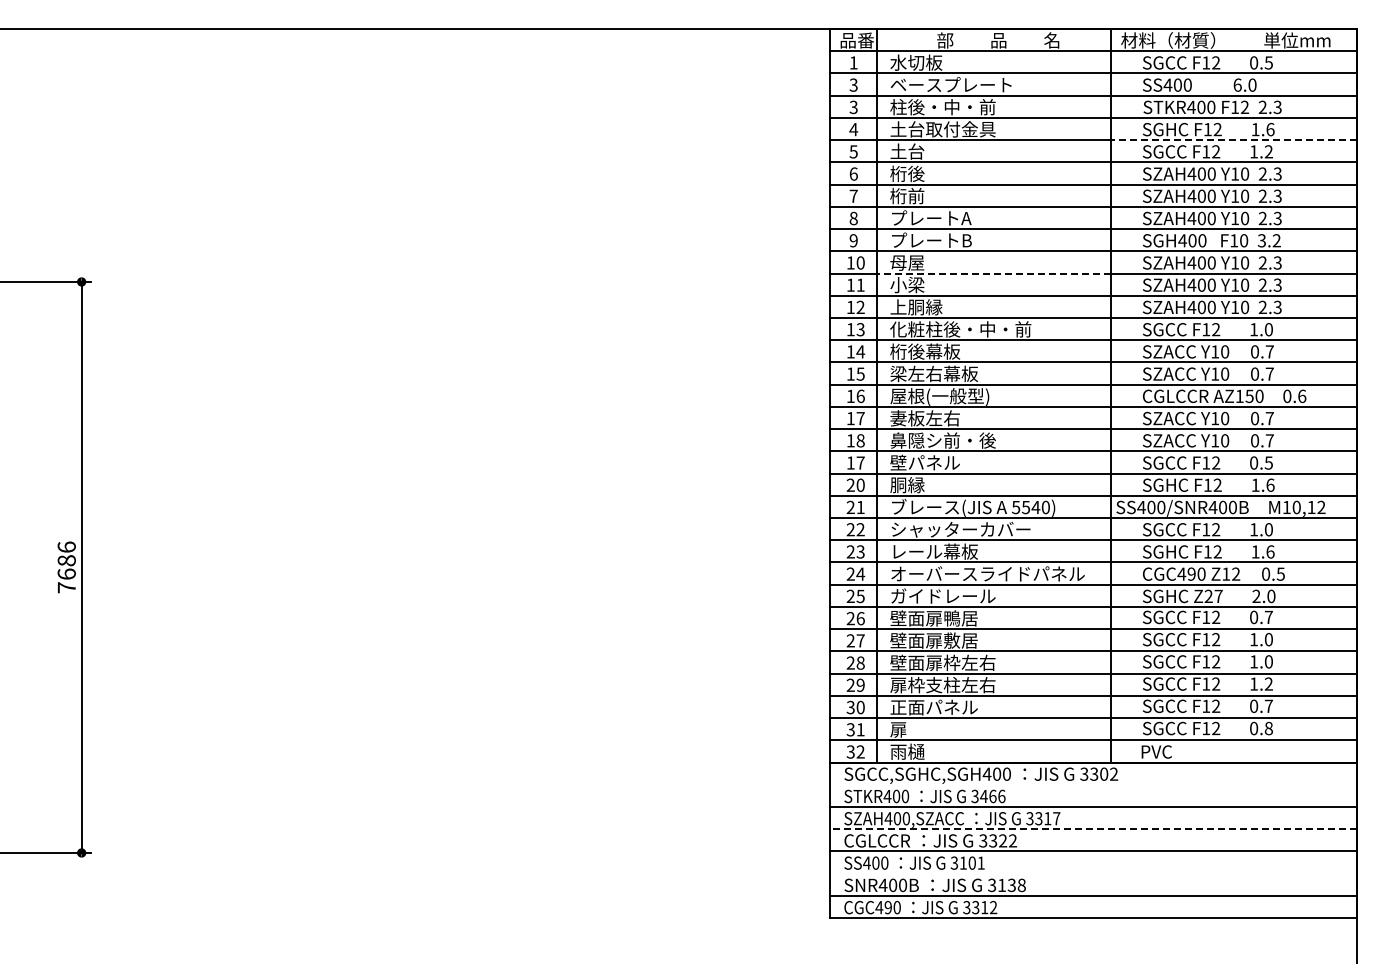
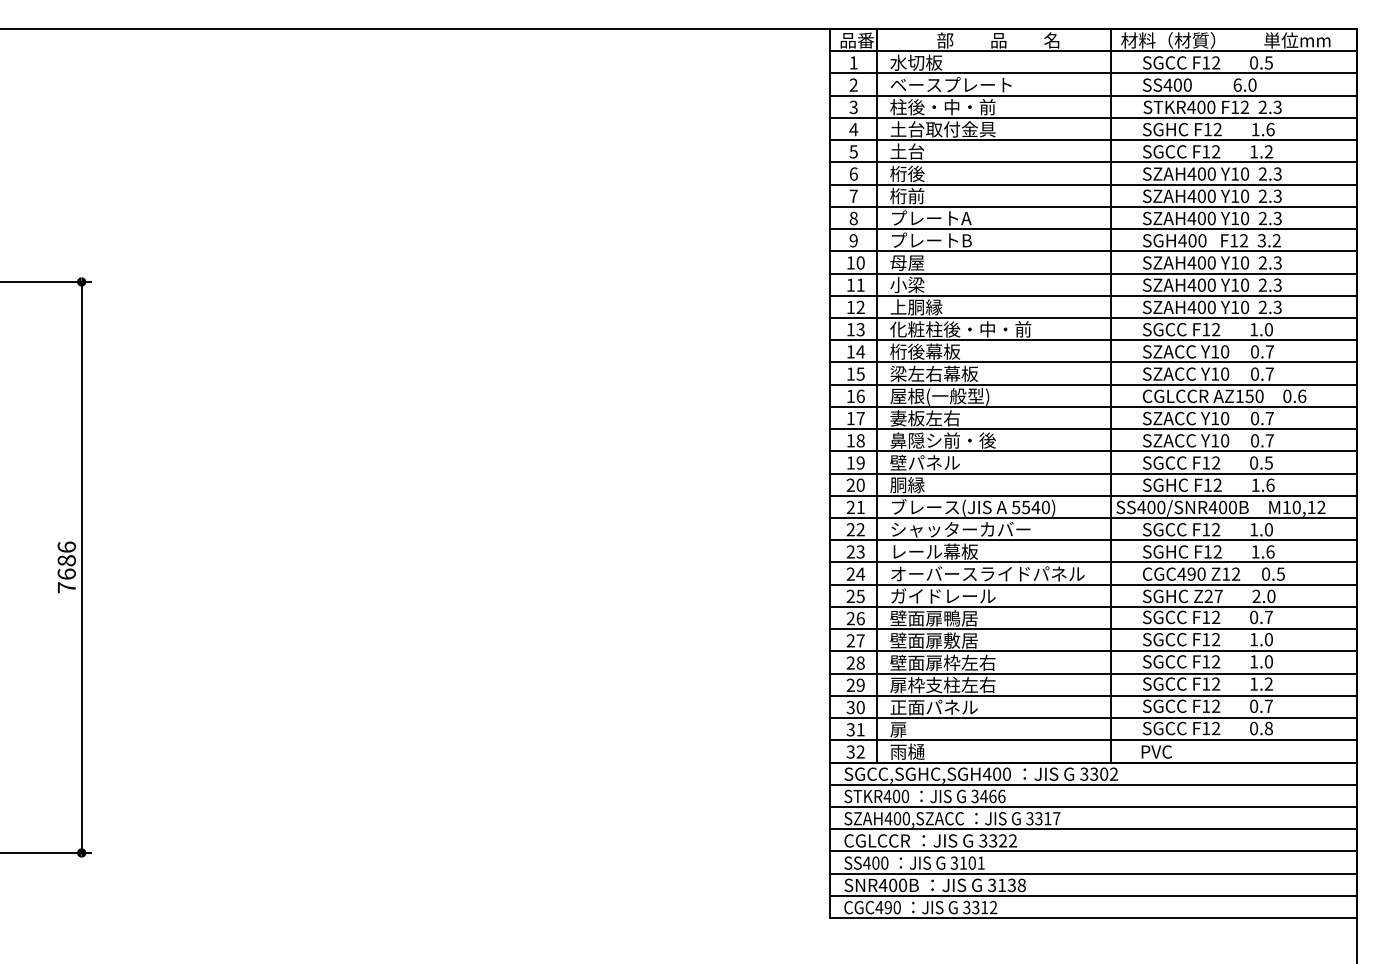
text: 3 -> 2 (853, 85)
line: dashed -> solid (1233, 140)
text: F10 -> F12 (1244, 240)
line: dashed -> solid (994, 273)
text: 17 -> 19 (860, 462)
line: none -> present (1093, 784)
line: dashed -> solid (1093, 829)
line: none -> present (1093, 873)
